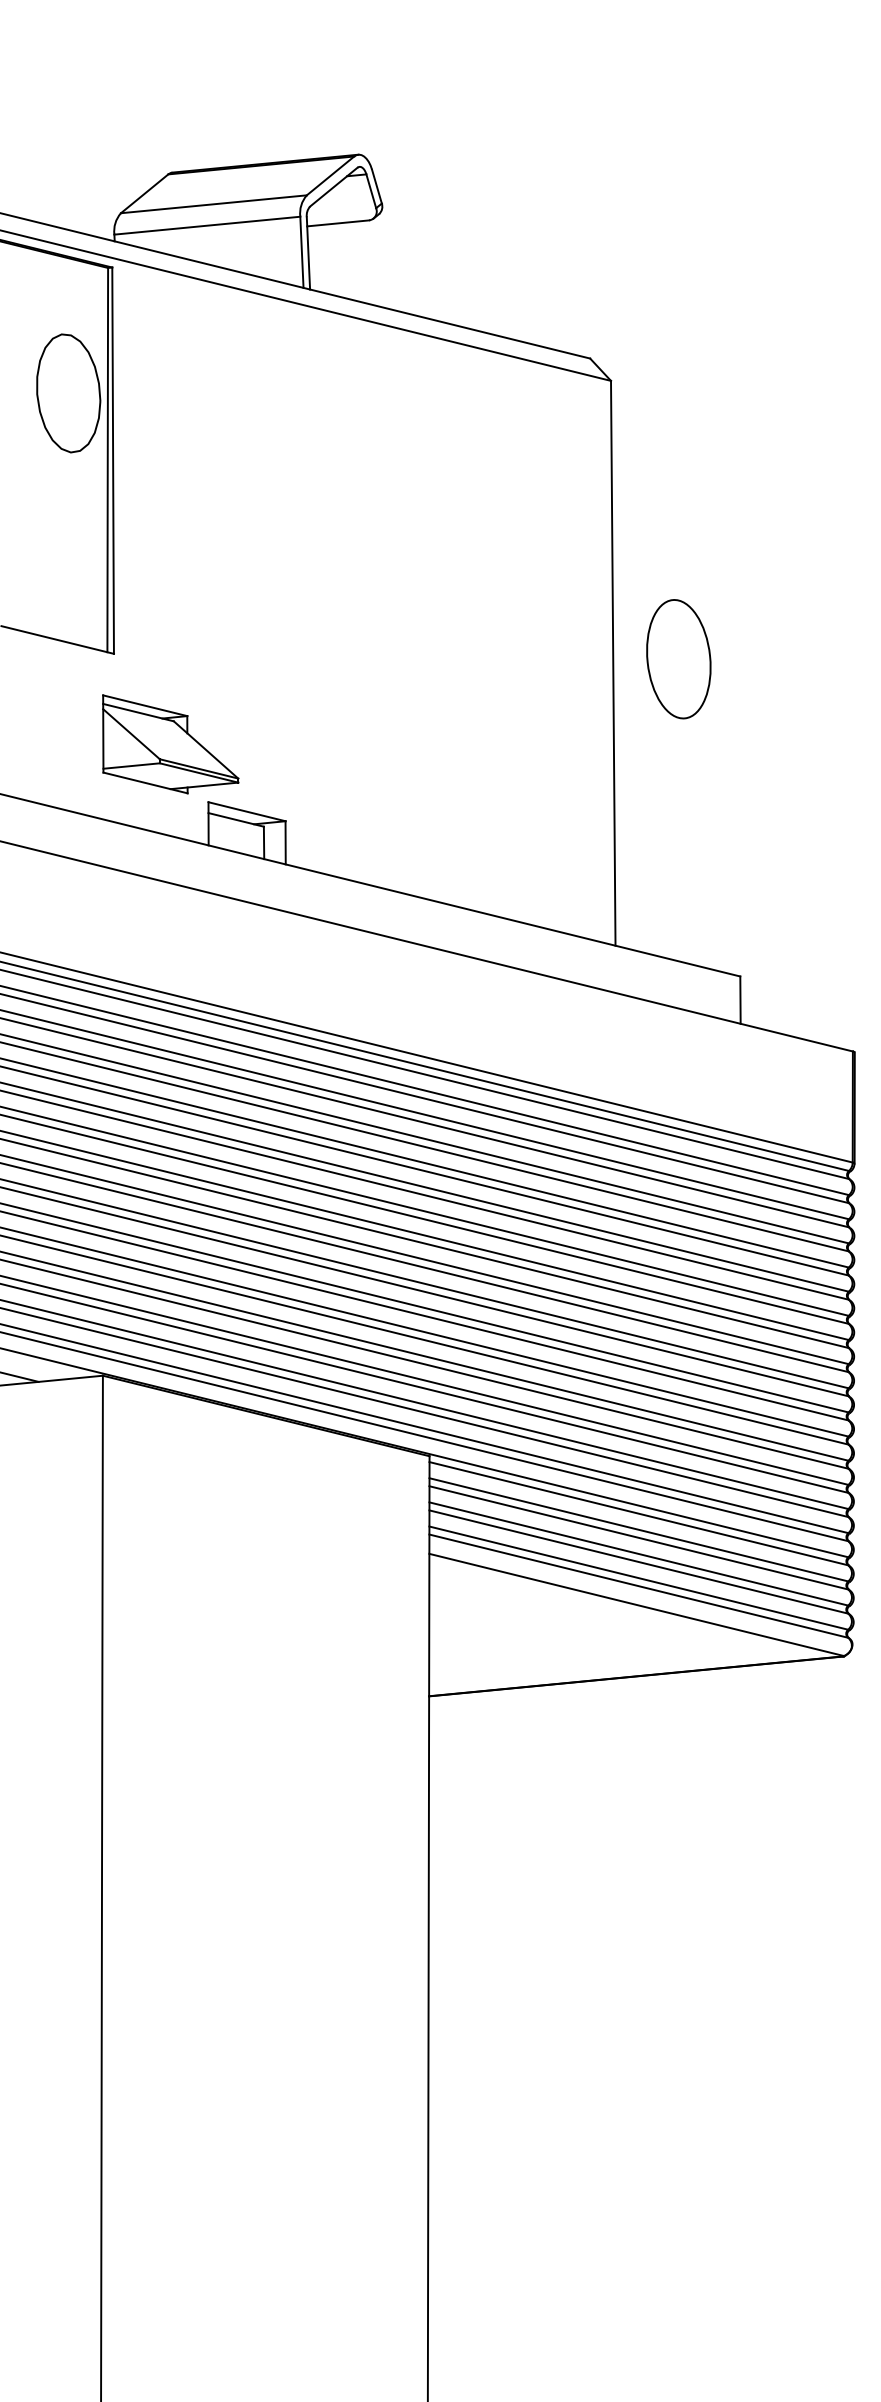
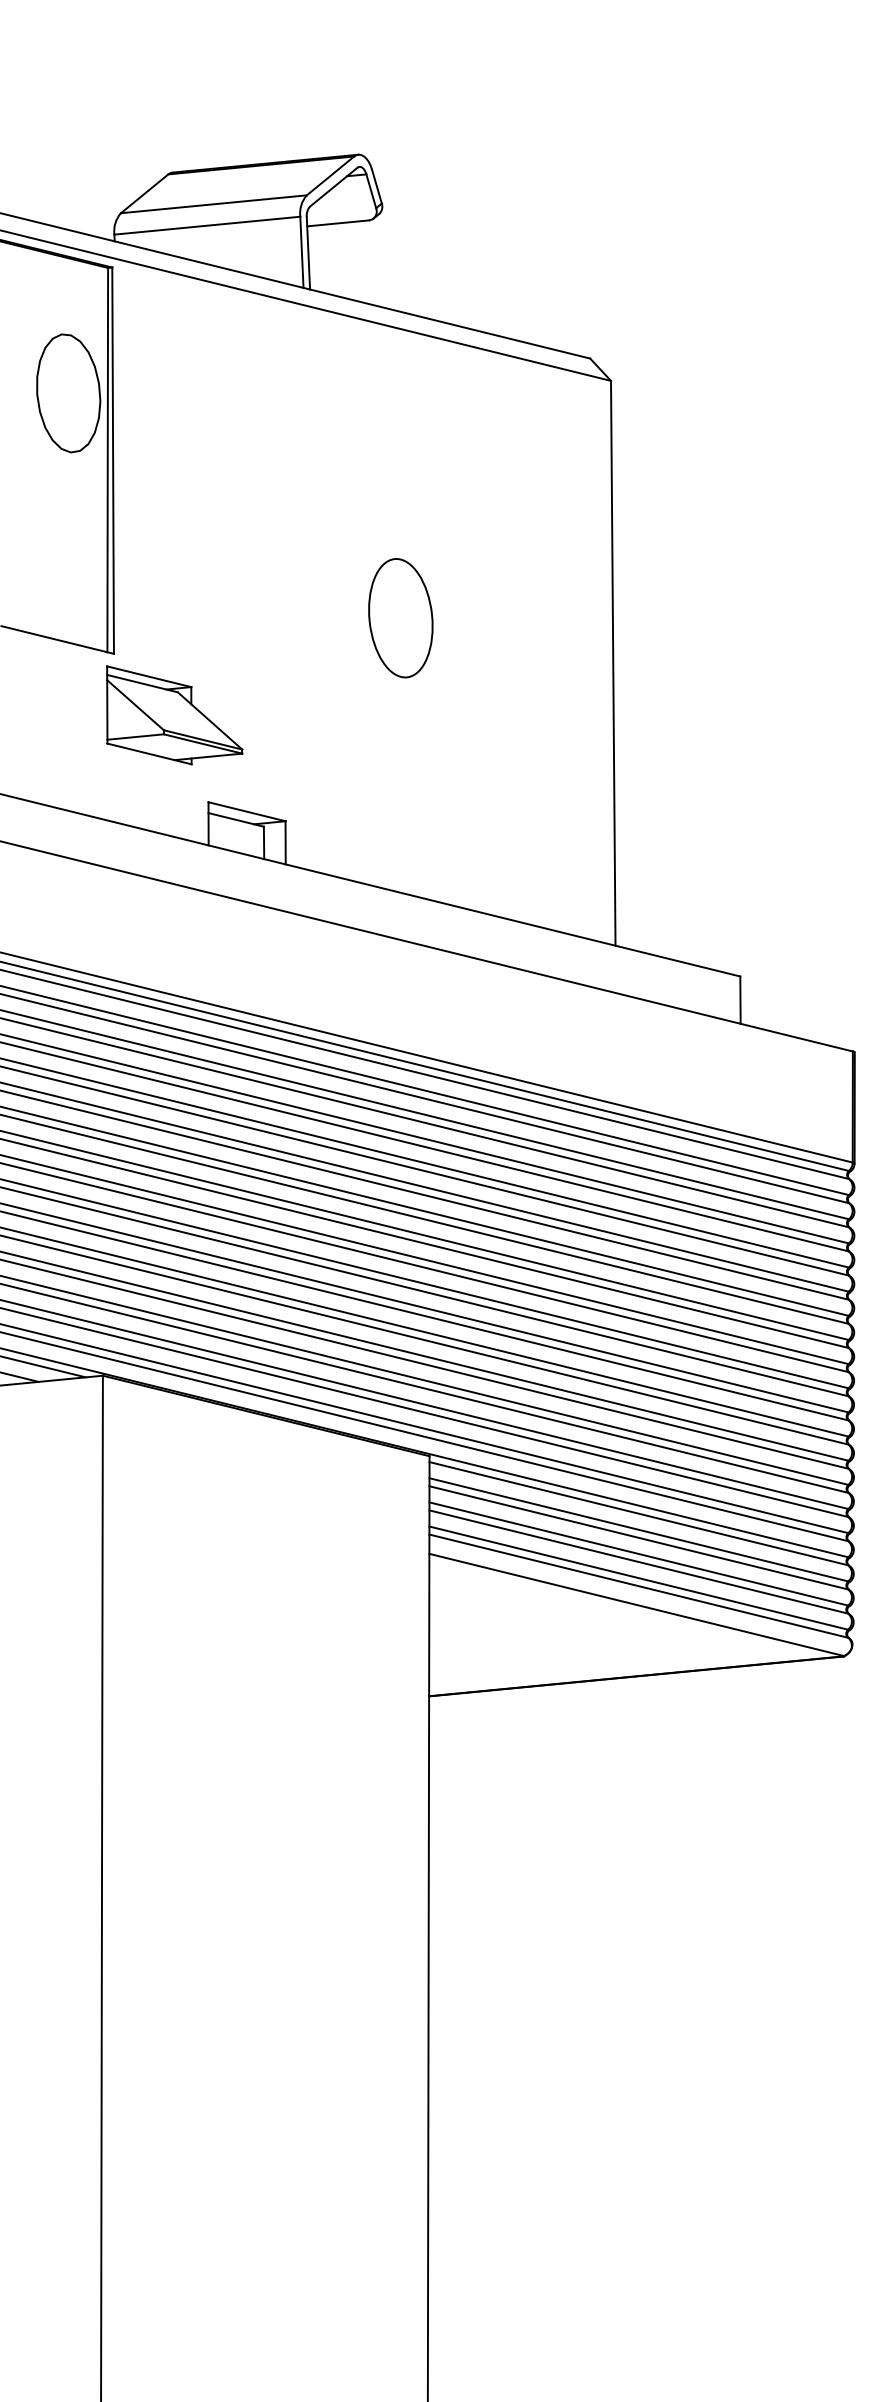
part position: (678, 659) -> (400, 618) (400, 618)
part position: (170, 744) -> (174, 715) (174, 715)
line: none -> present (43, 1366)
